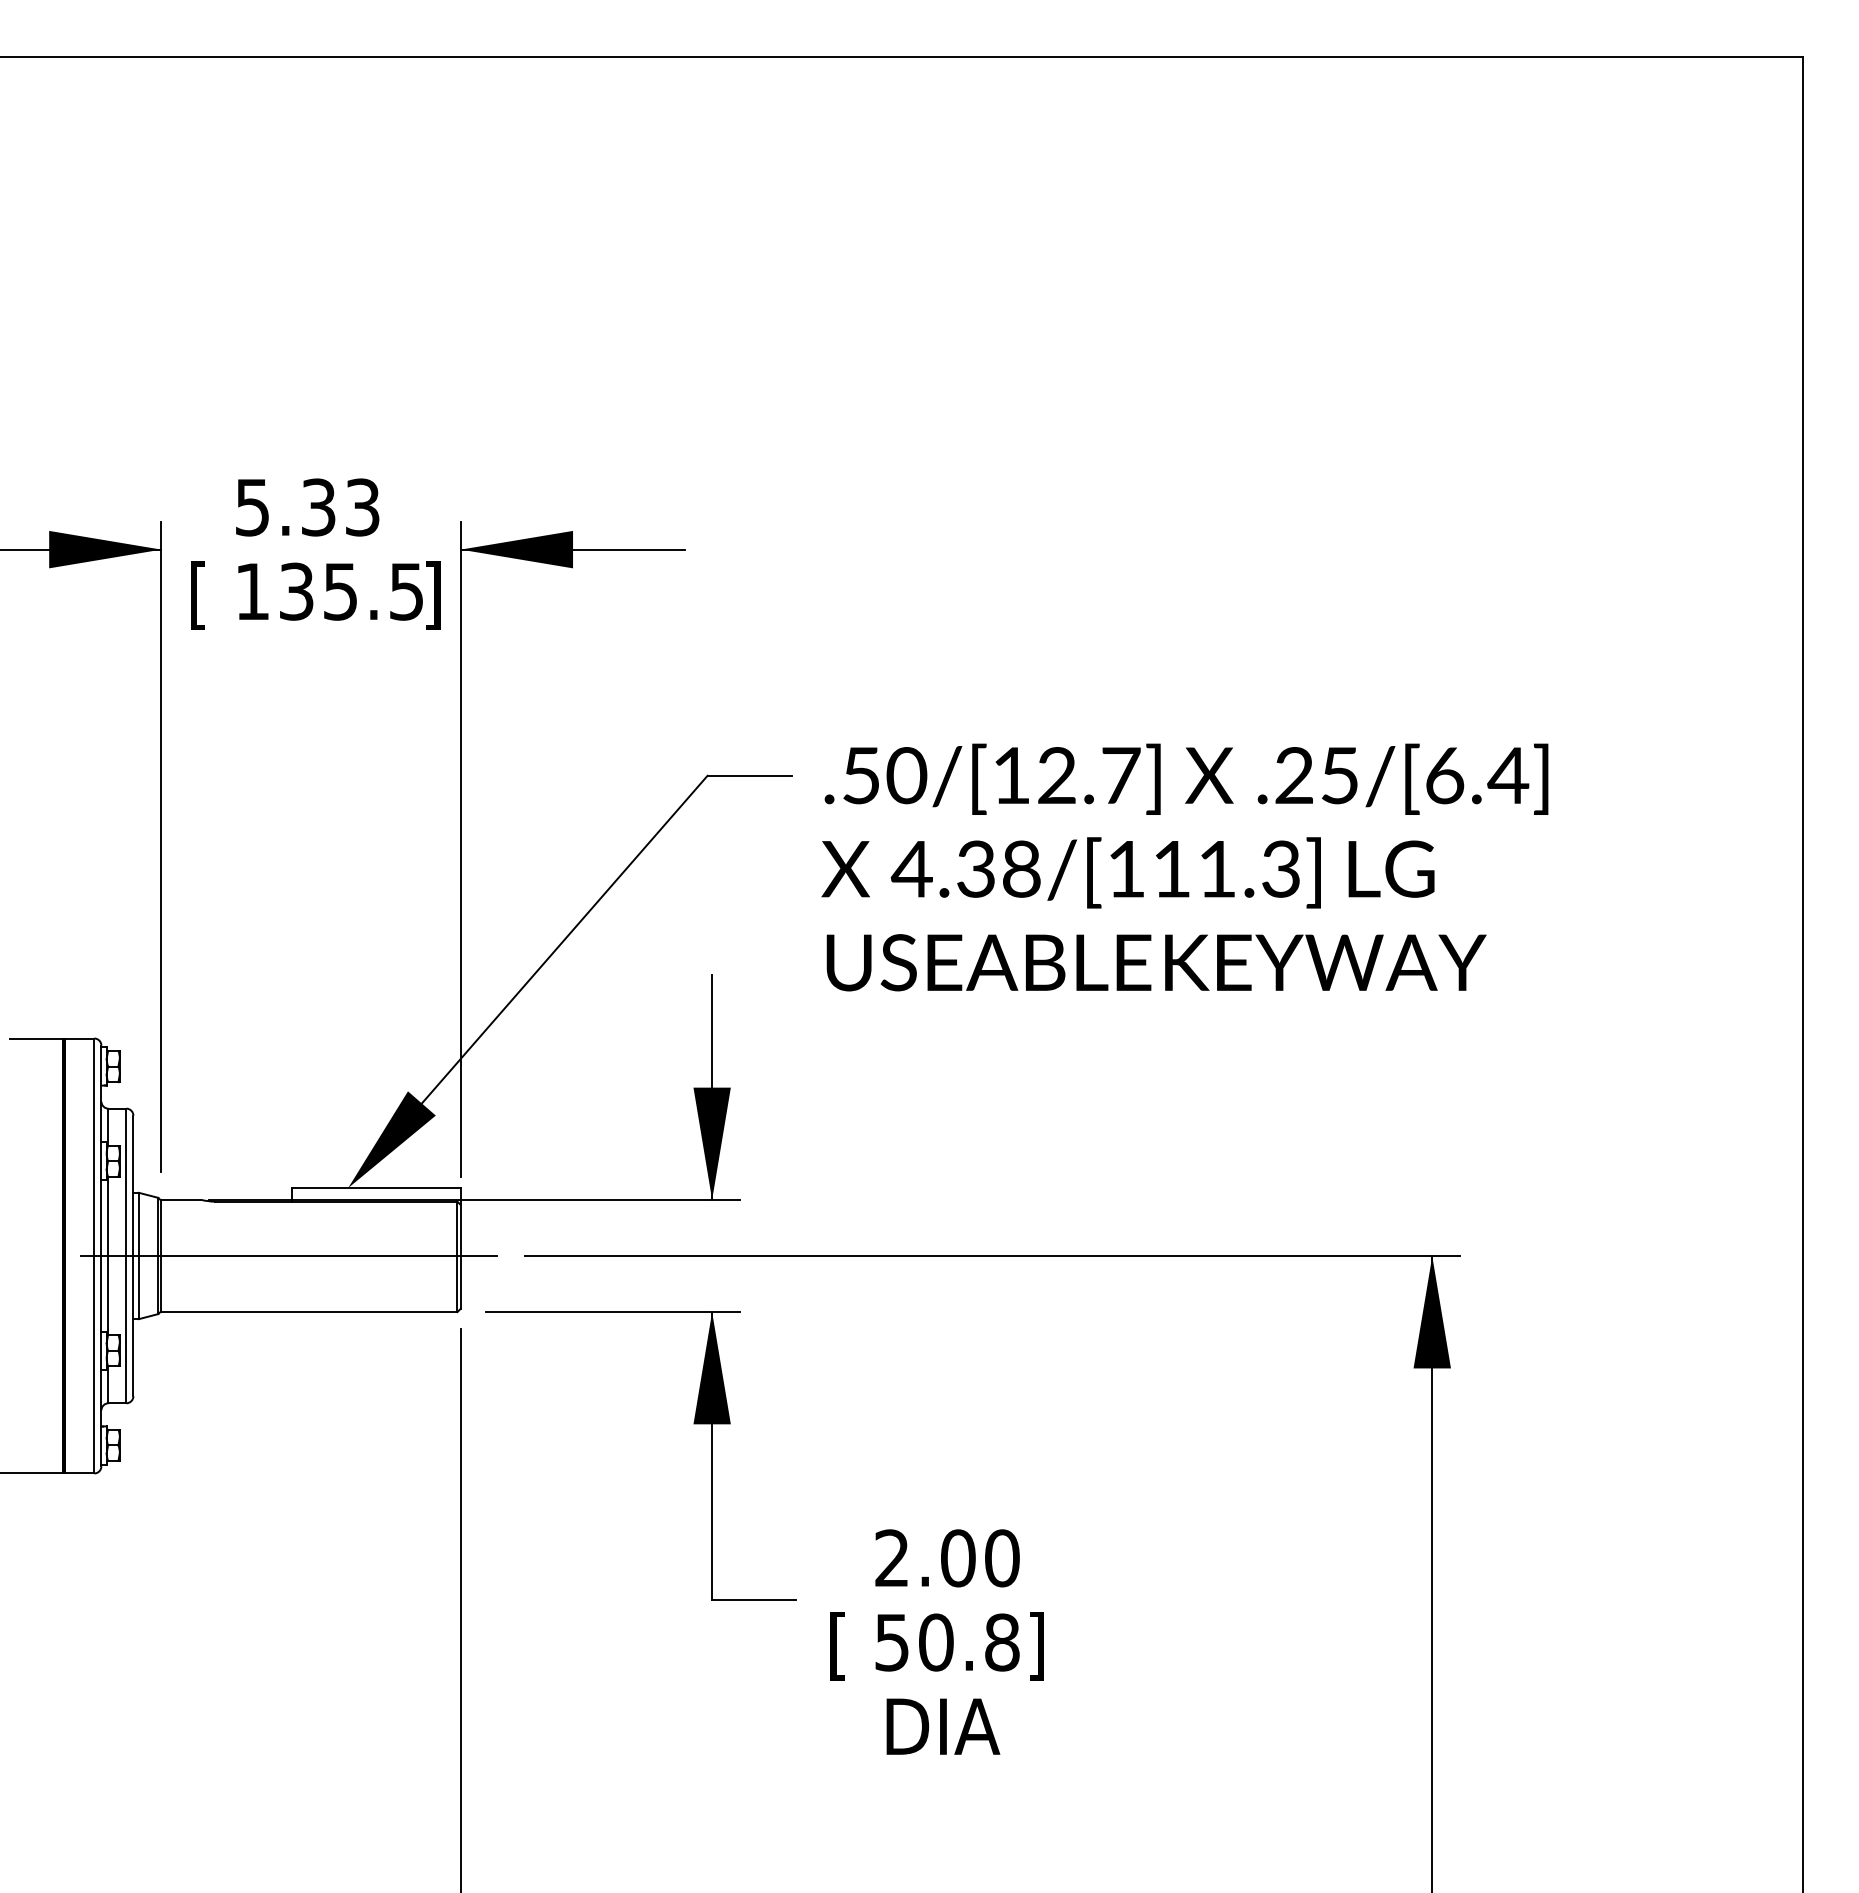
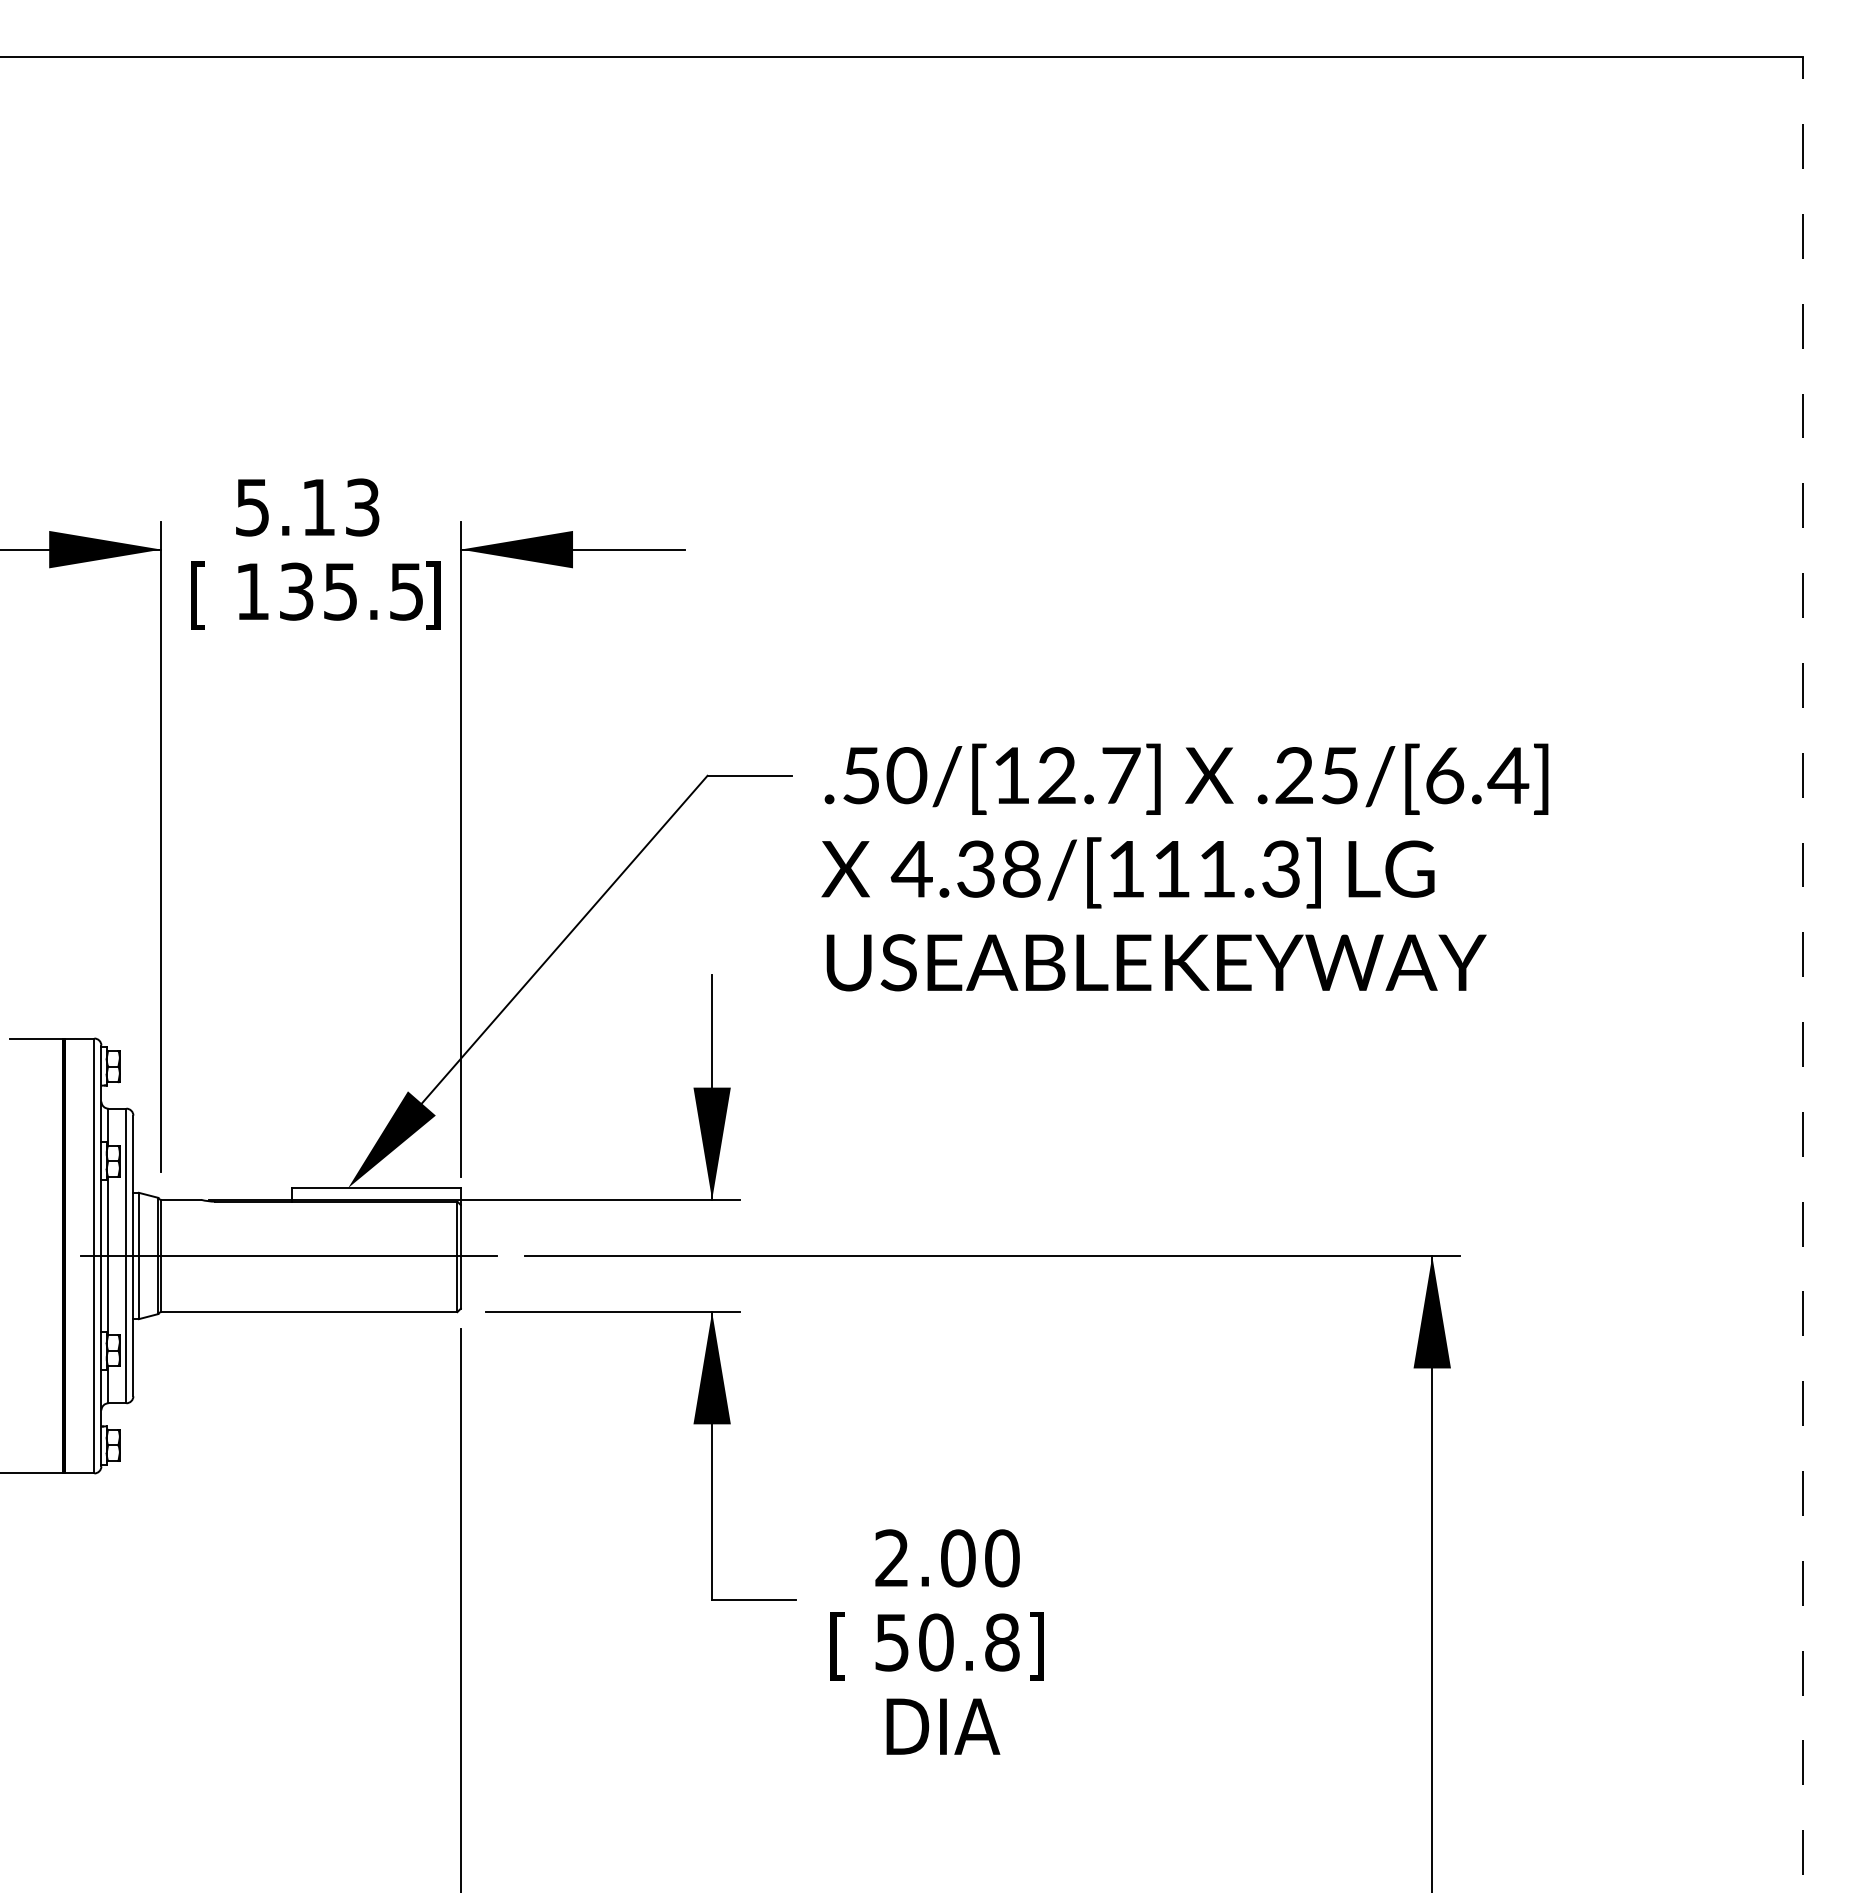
text: 5.33 -> 5.13 (318, 507)
line: solid -> dashed (1803, 974)
